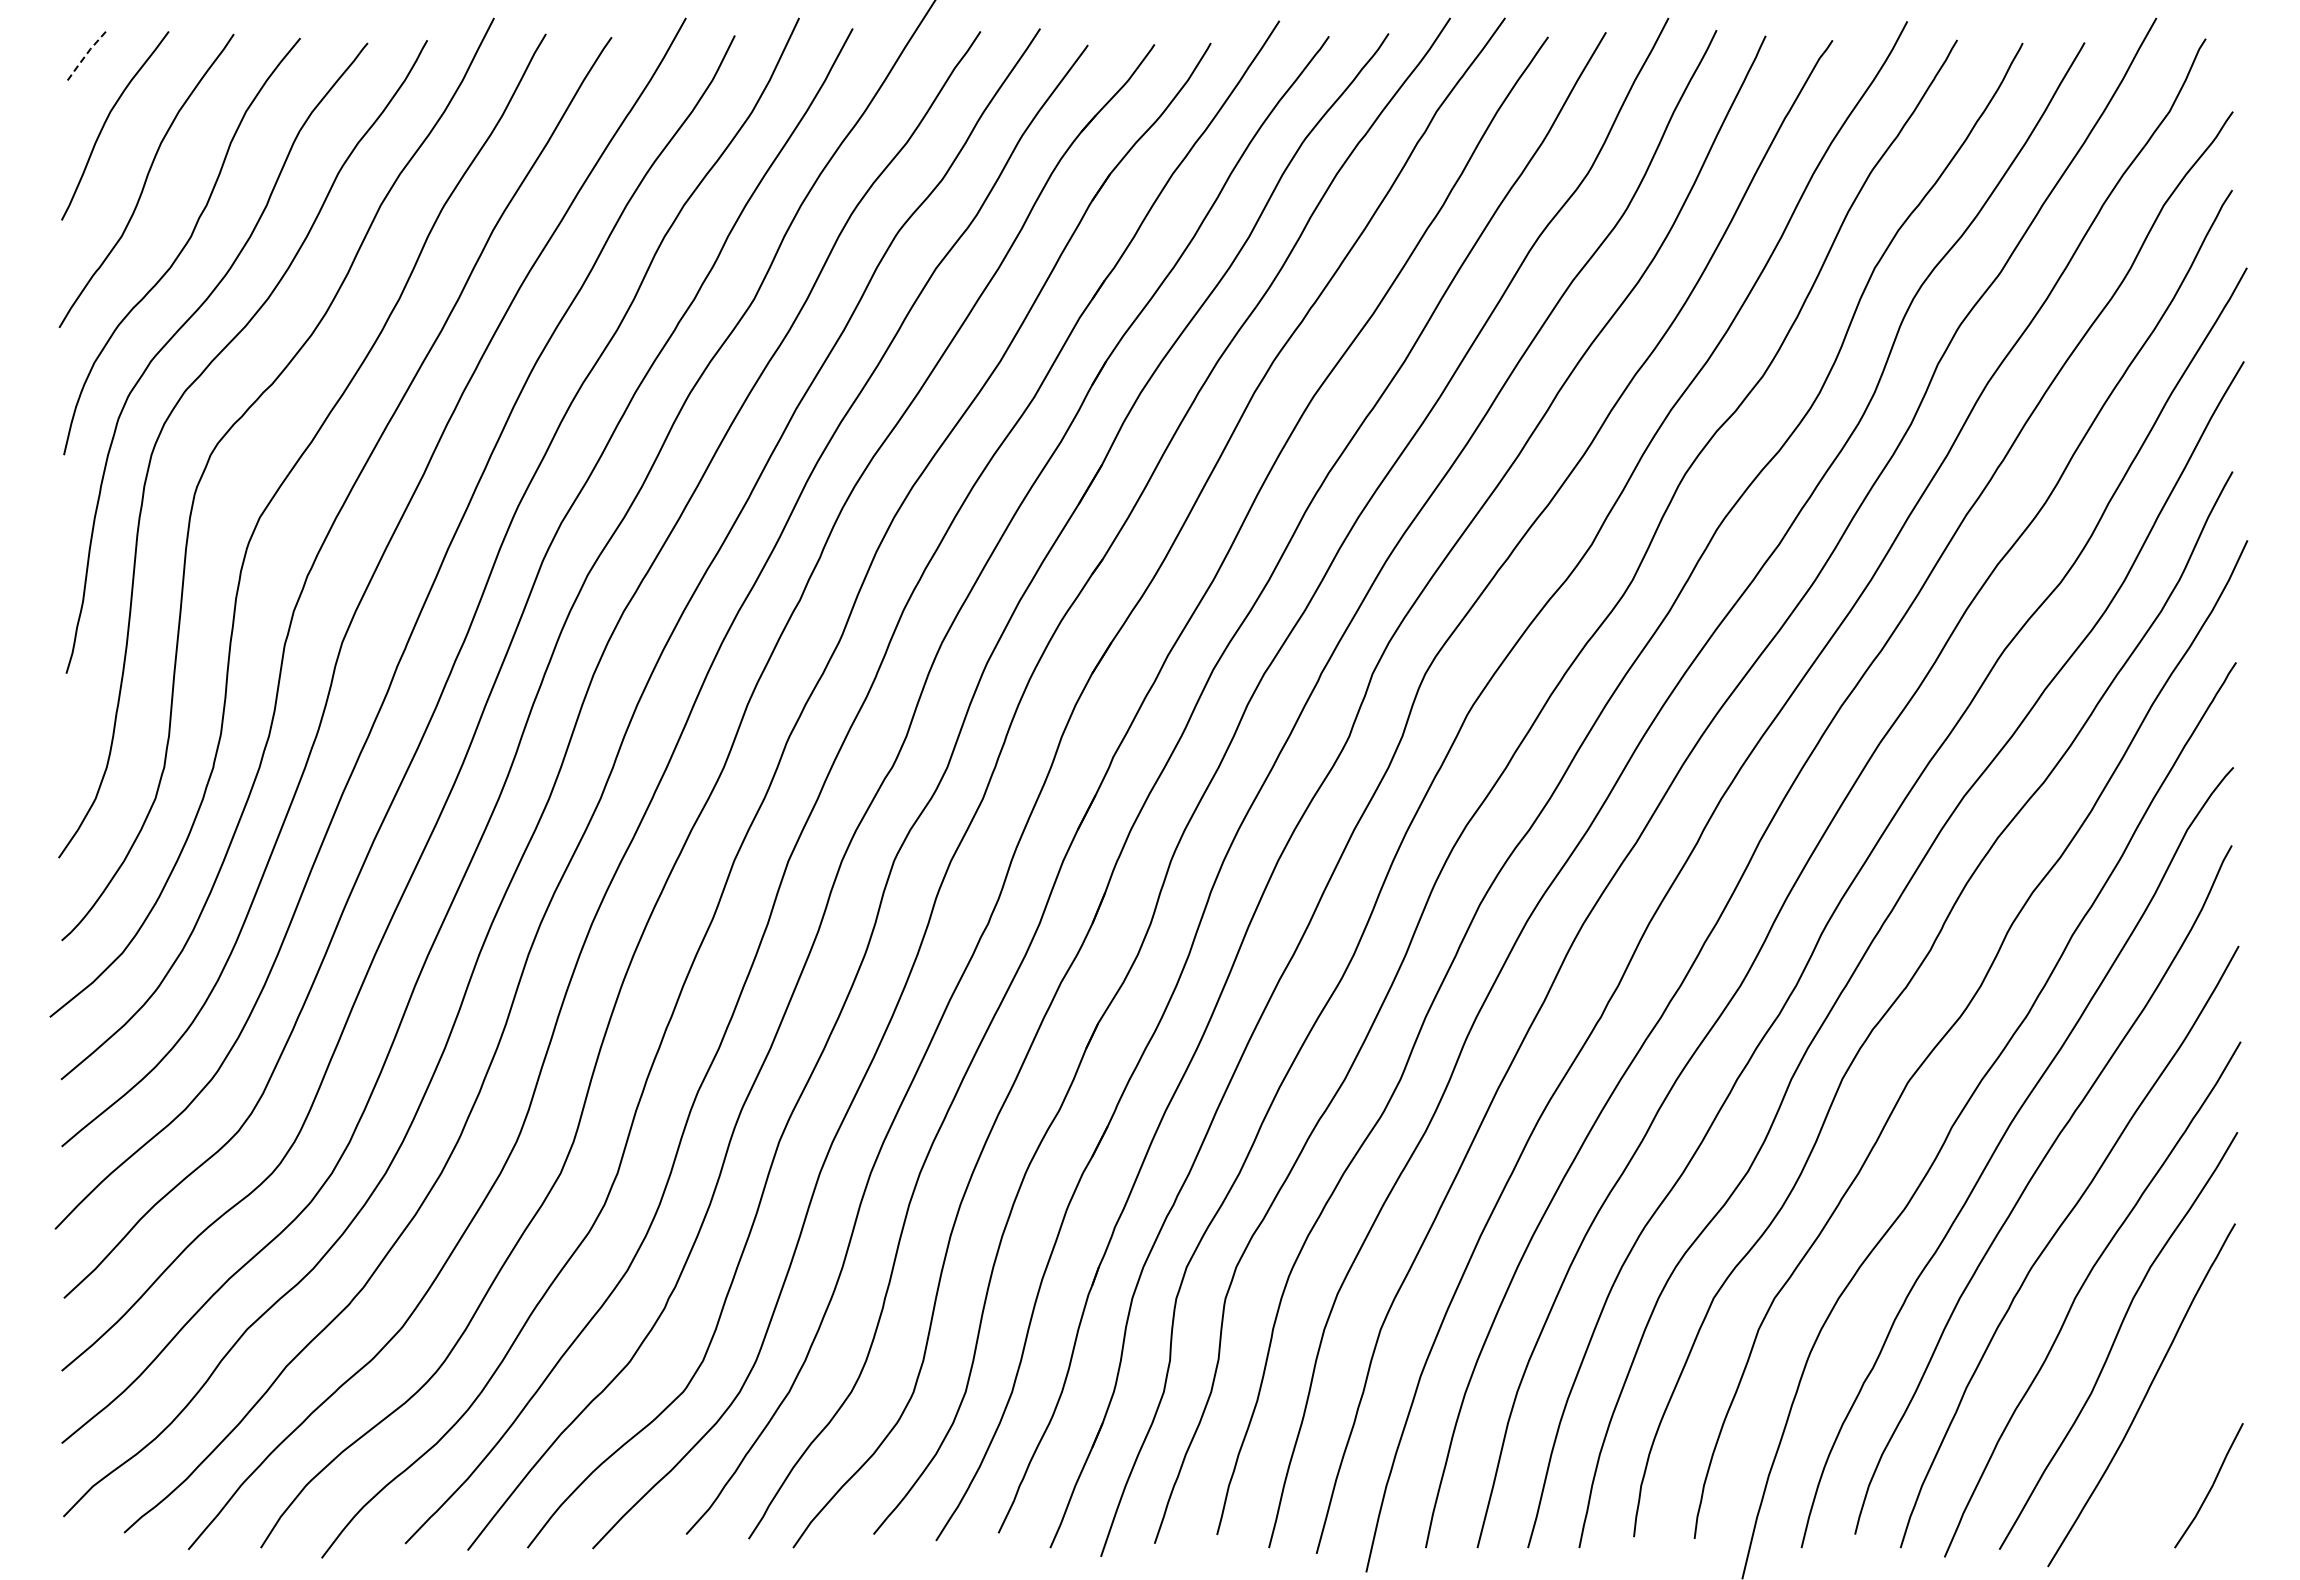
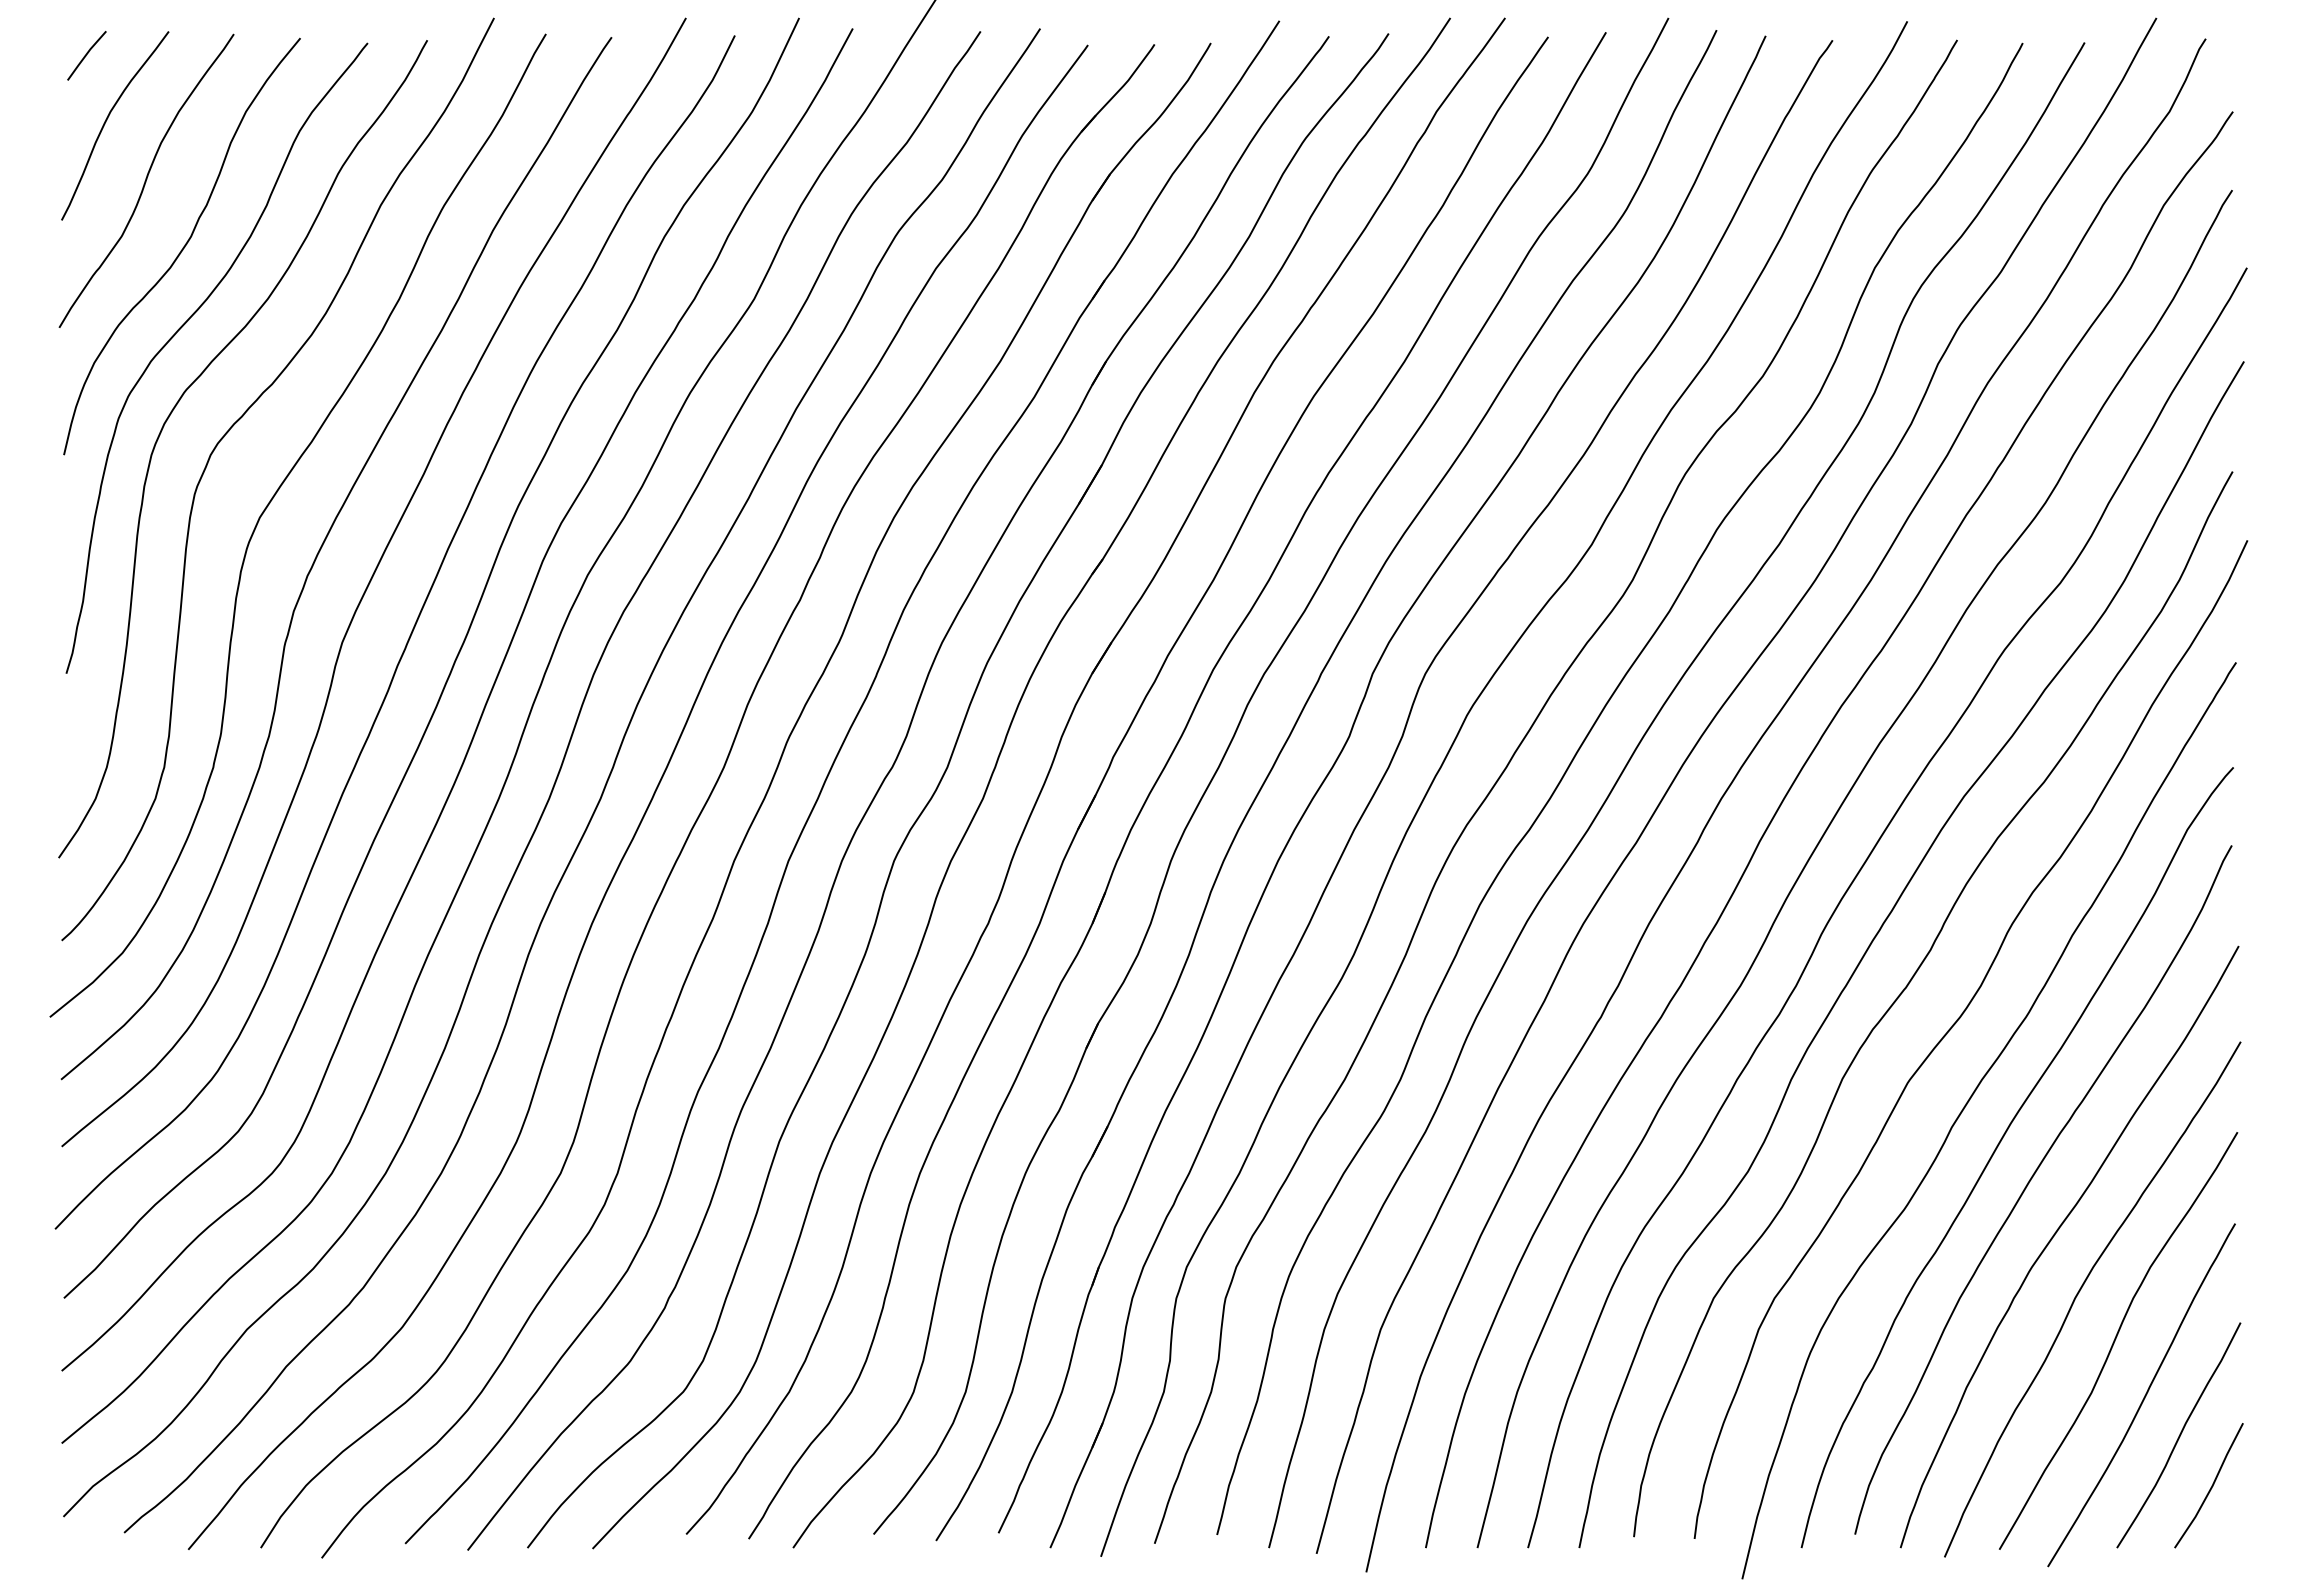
line: dashed -> solid (85, 55)
curve: none -> present (2179, 1435)
